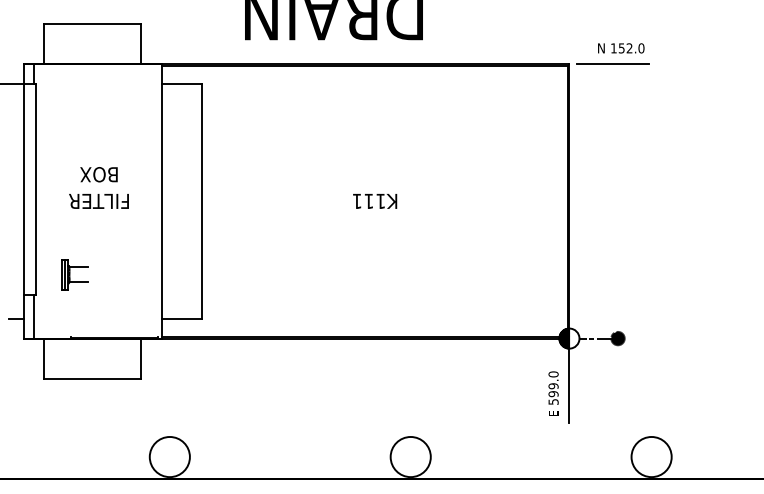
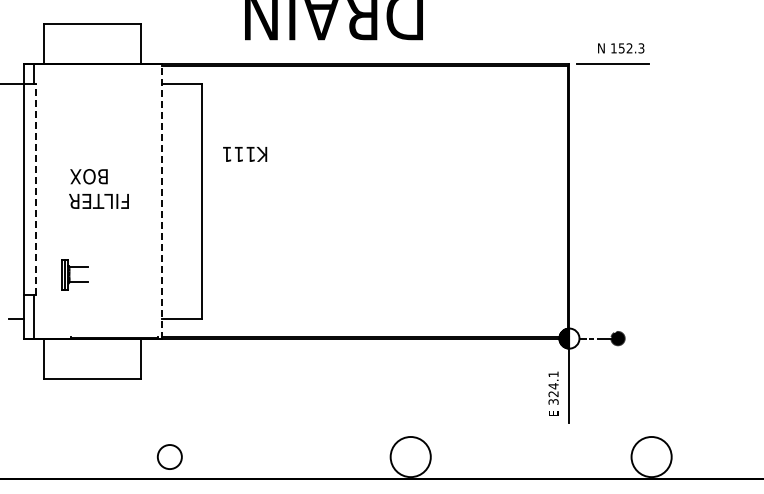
text: 152.0 -> 152.3 (641, 48)
text position: (98, 174) -> (88, 176) (88, 176)
line: solid -> dashed (35, 188)
line: solid -> dashed (161, 200)
text position: (375, 201) -> (245, 154) (245, 154)
text: 599.0 -> 324.1 (553, 387)
circle diameter: 40 px -> 24 px (169, 457)
